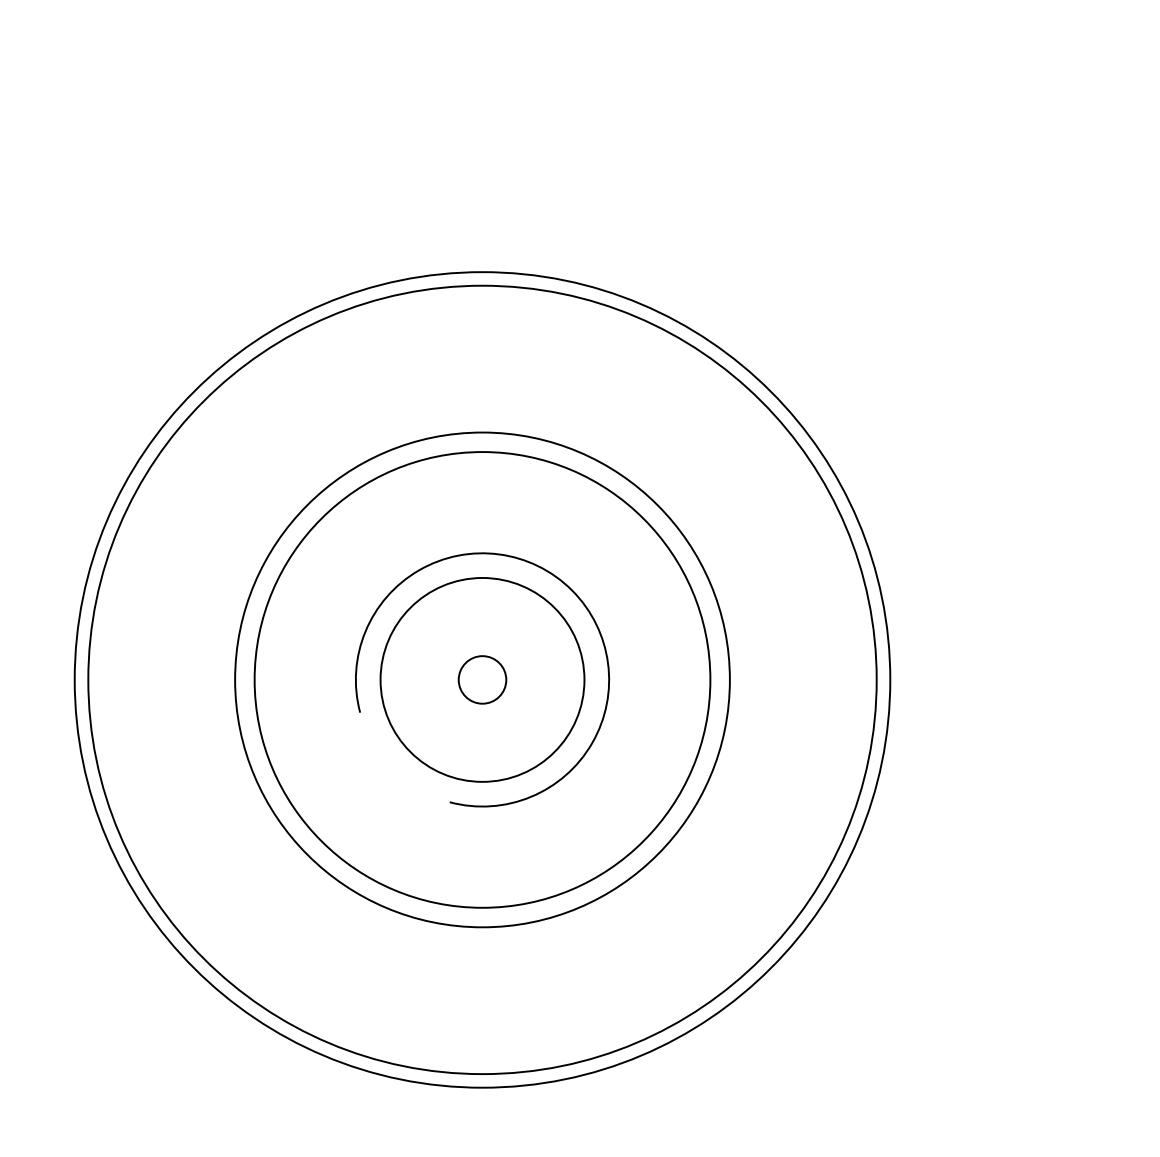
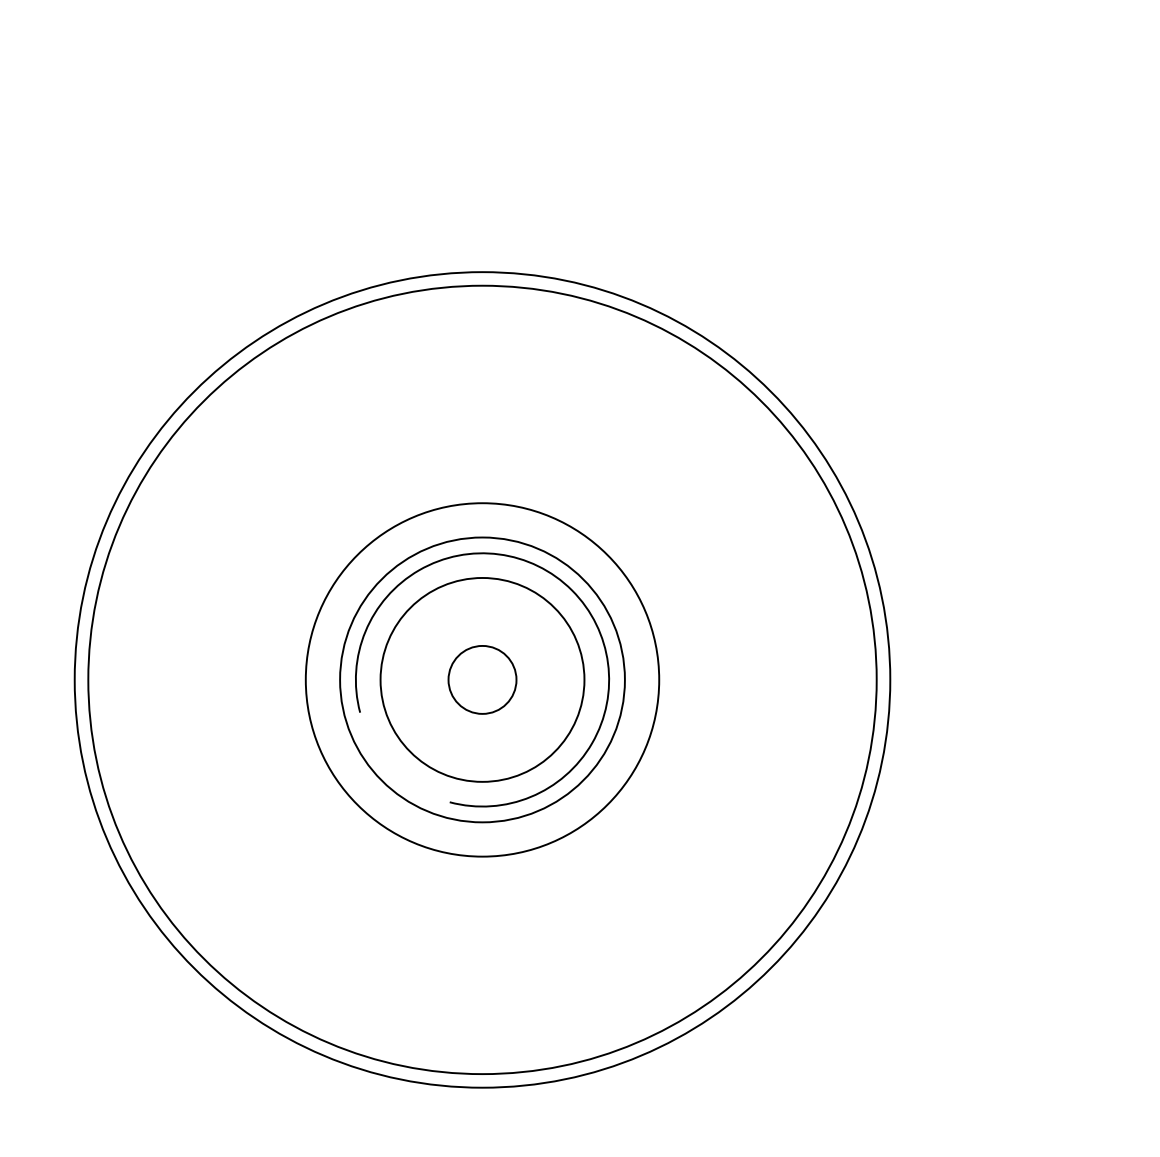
circle diameter: 456 px -> 285 px (482, 679)
circle diameter: 48 px -> 68 px (482, 679)
circle diameter: 495 px -> 353 px (482, 679)
